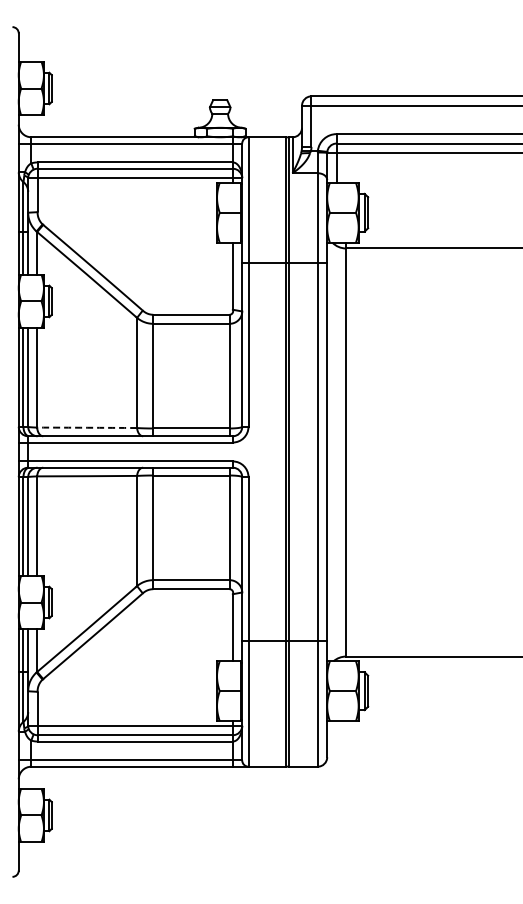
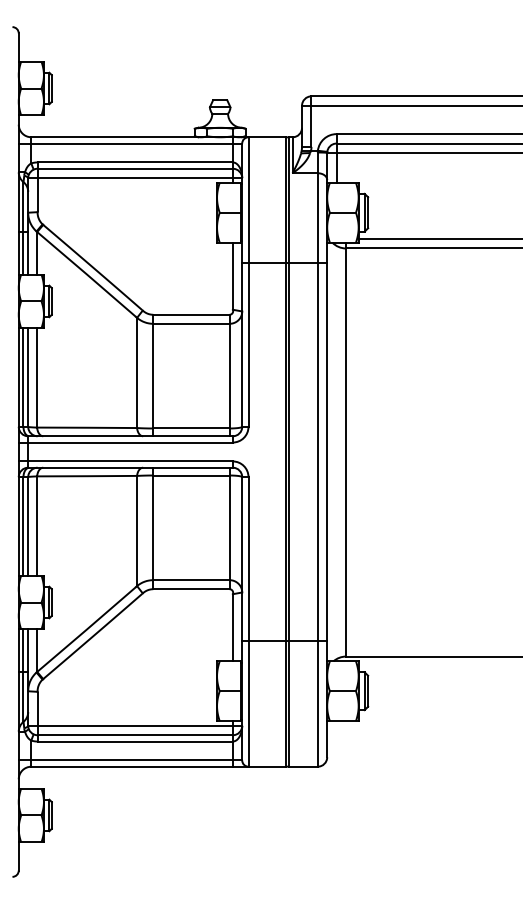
line: none -> present (438, 239)
arc: dashed -> solid (87, 427)
